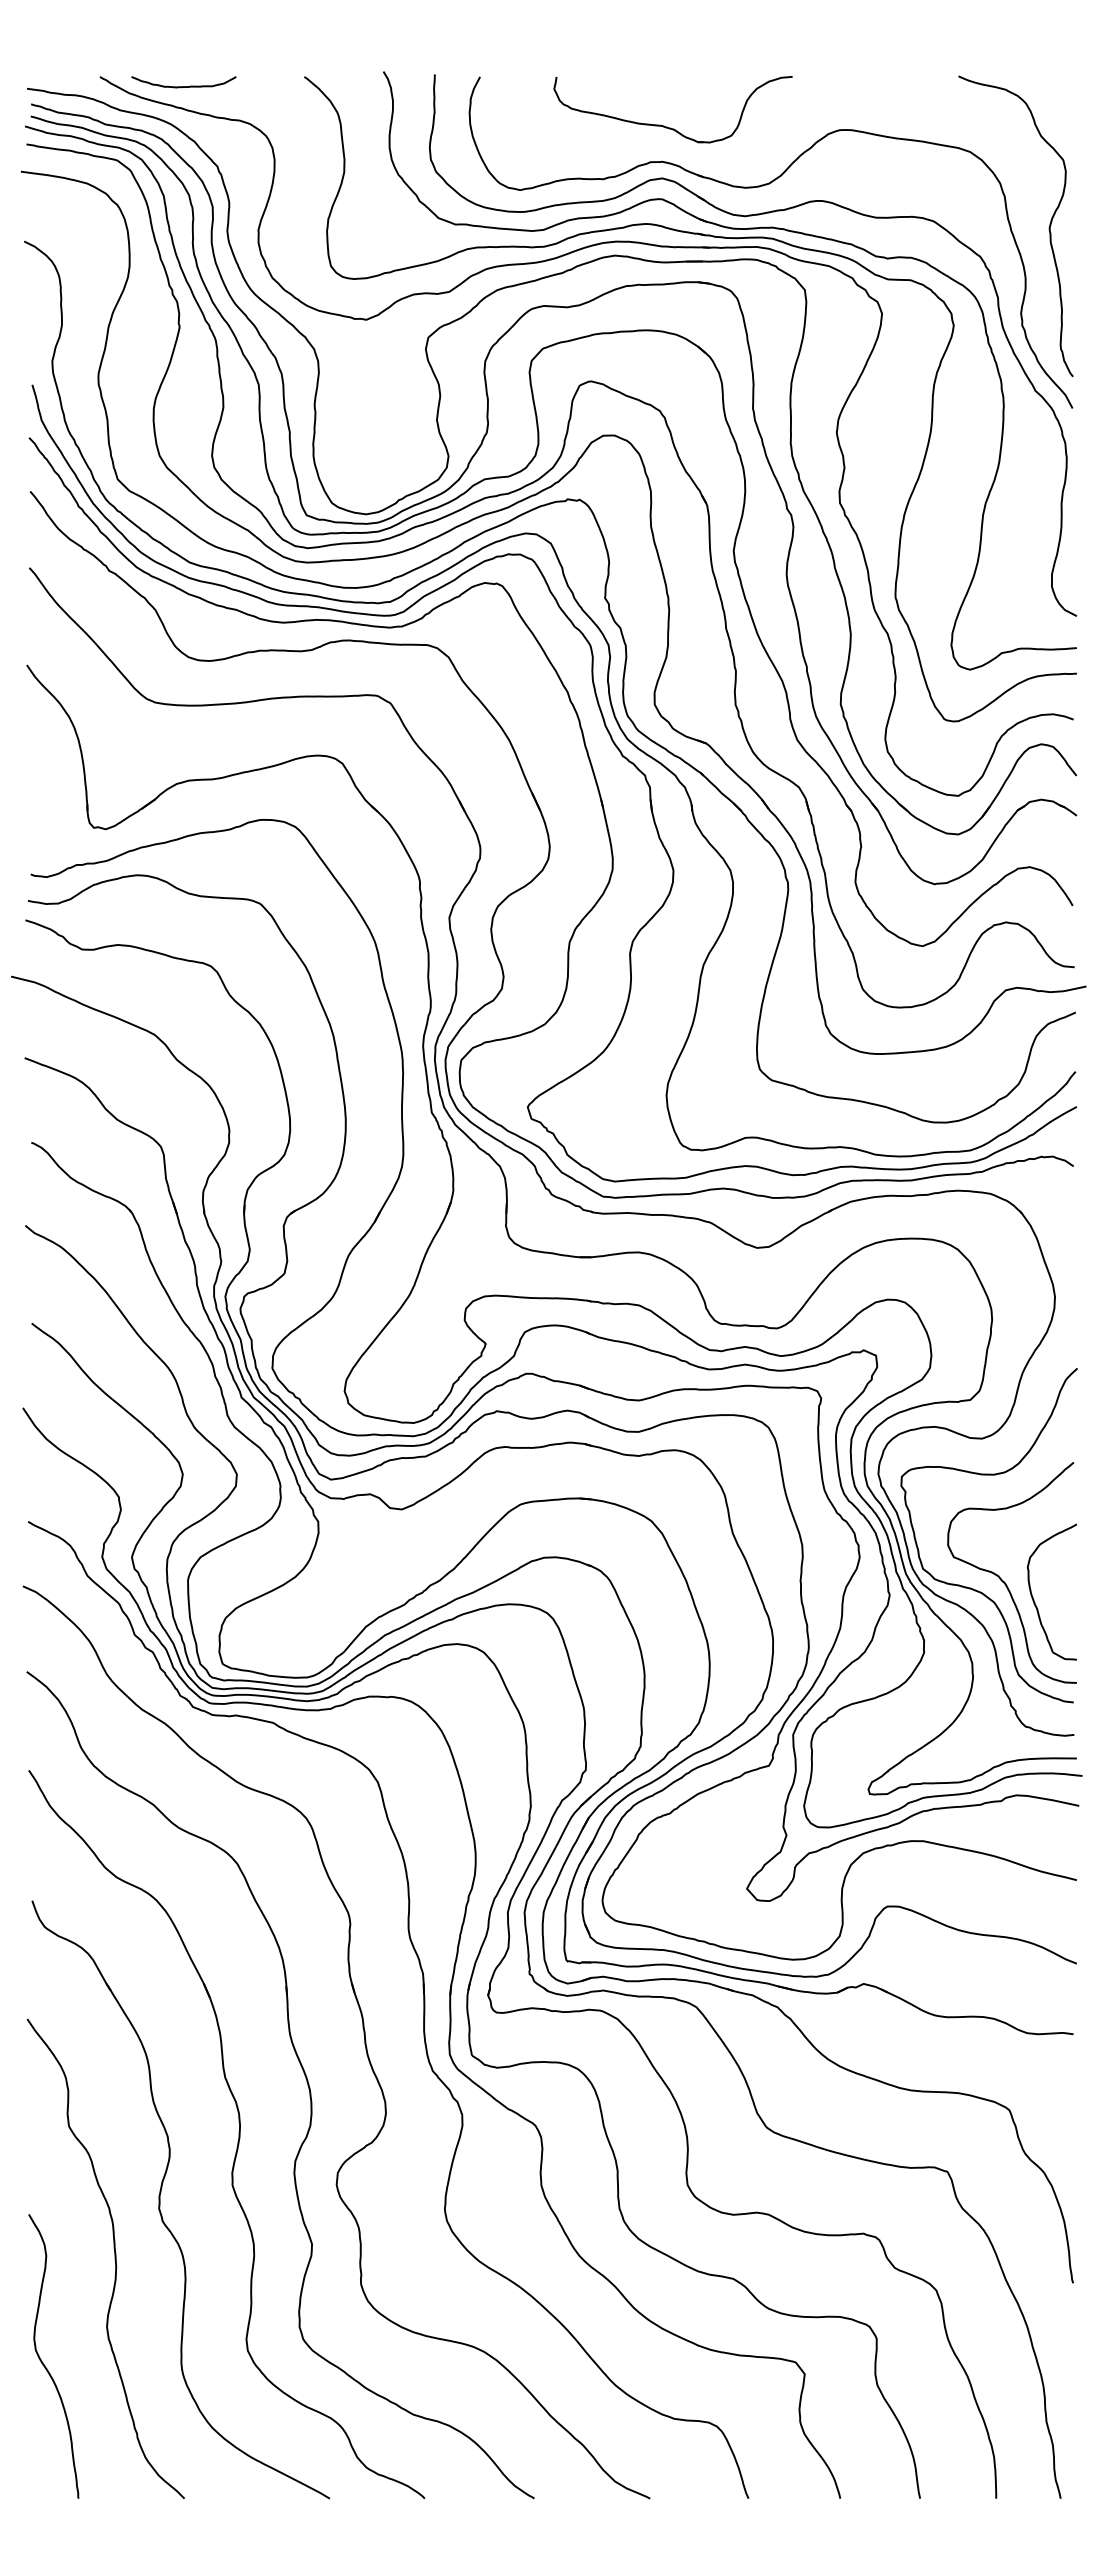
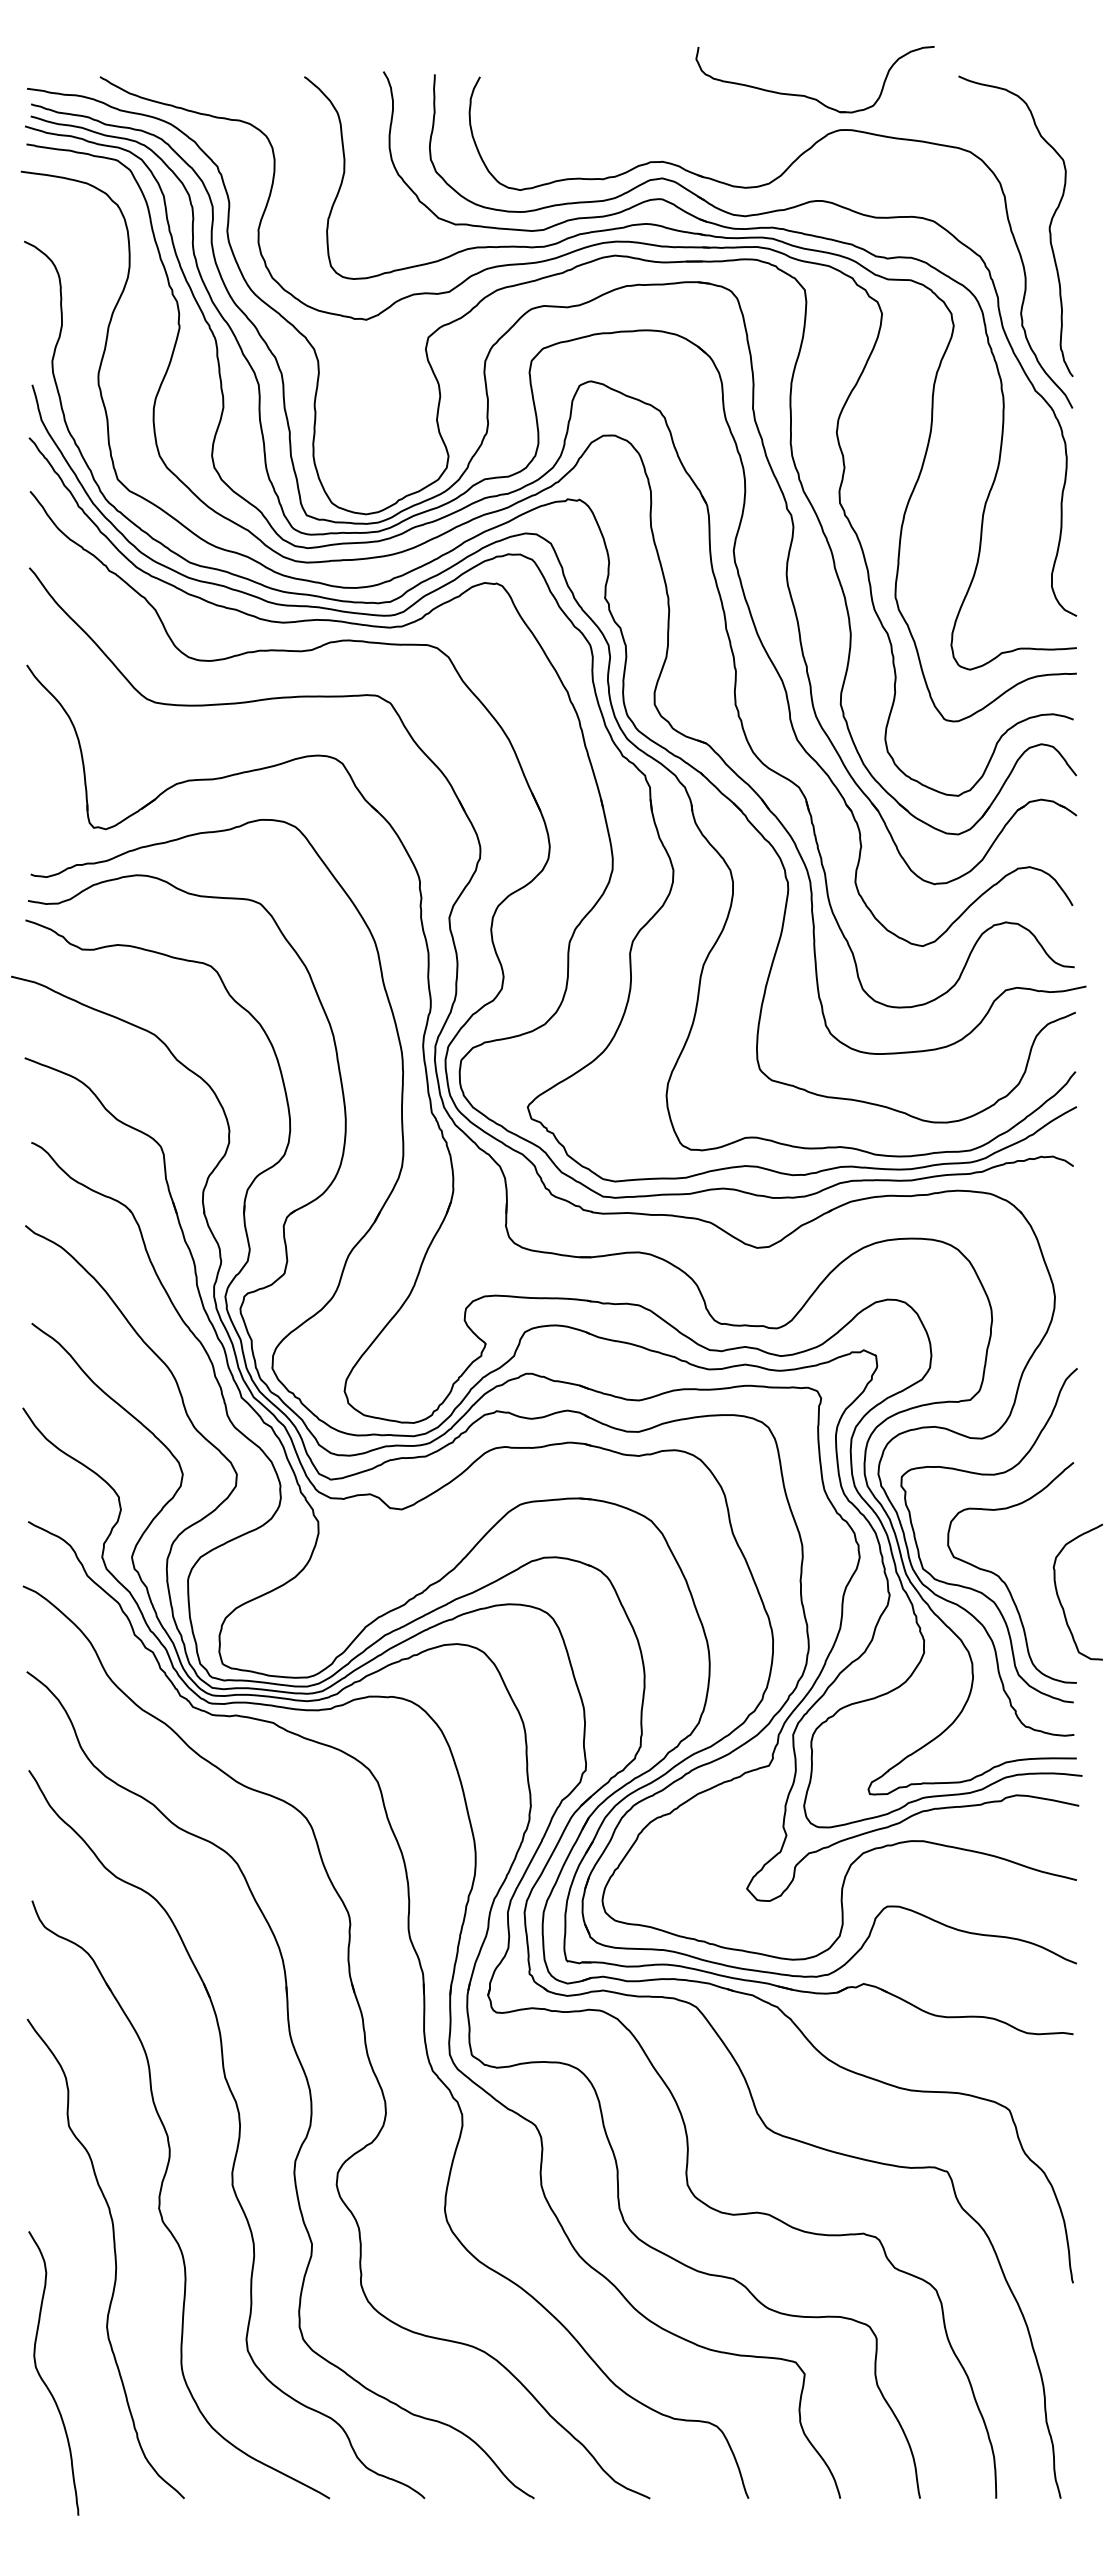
curve: present -> none (183, 86)
part position: (667, 126) -> (809, 96) (809, 96)
curve position: (1034, 1599) -> (1060, 1599) (1060, 1599)
curve position: (43, 2362) -> (43, 2379) (43, 2379)
